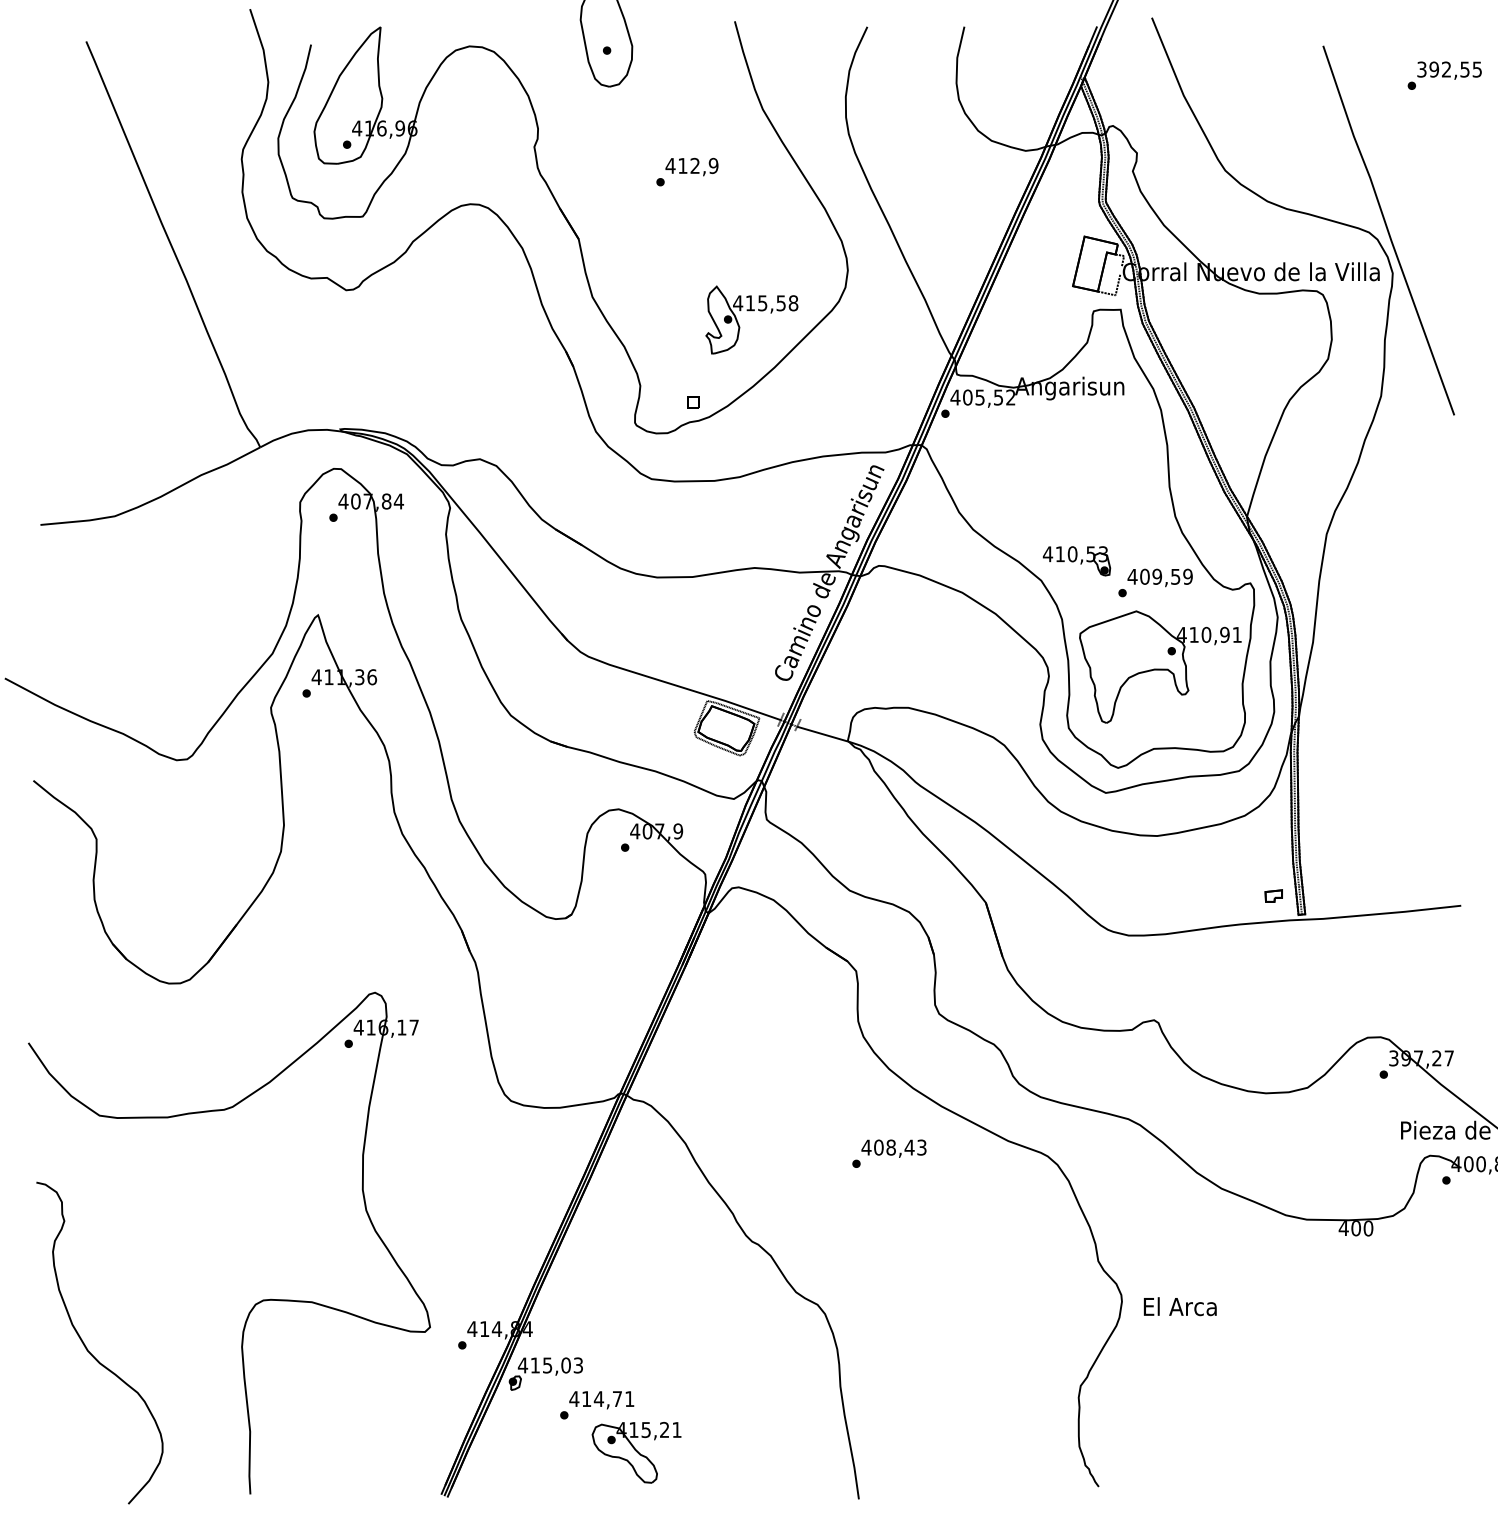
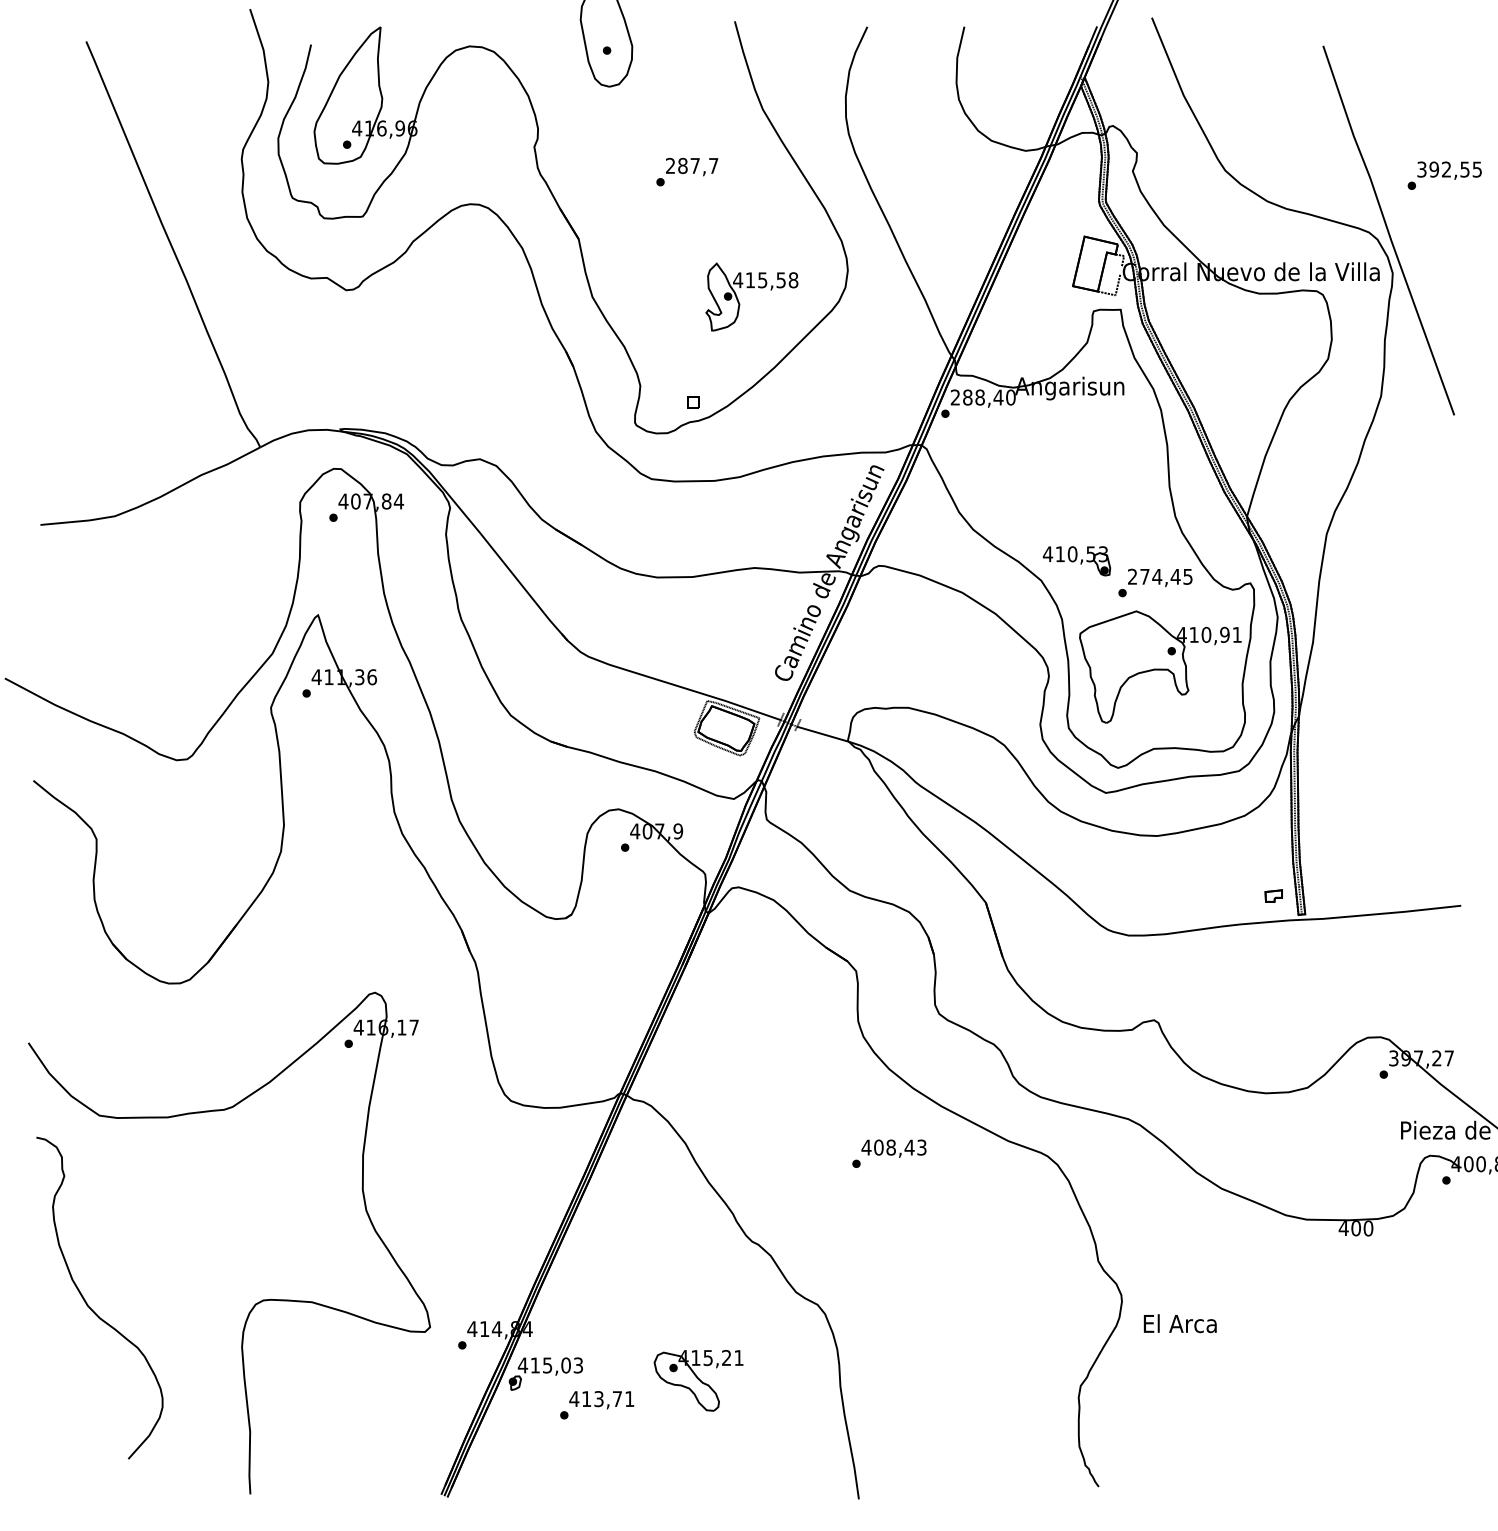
text position: (1444, 75) -> (1444, 175) (1444, 175)
text: 412,9 -> 287,7 (691, 165)
part position: (751, 311) -> (751, 288) (751, 288)
text: 405,52 -> 288,40 (982, 397)
text: 409,59 -> 274,45 (1159, 576)
text position: (1179, 1306) -> (1179, 1323) (1179, 1323)
part position: (88, 1349) -> (88, 1304) (88, 1304)
text: 414,71 -> 413,71 (598, 1399)
part position: (636, 1452) -> (698, 1380) (698, 1380)
